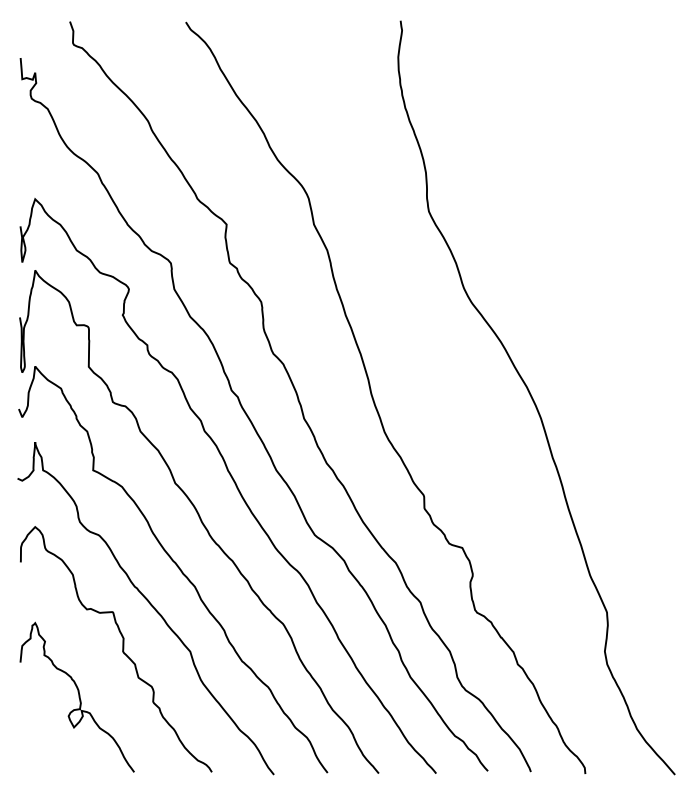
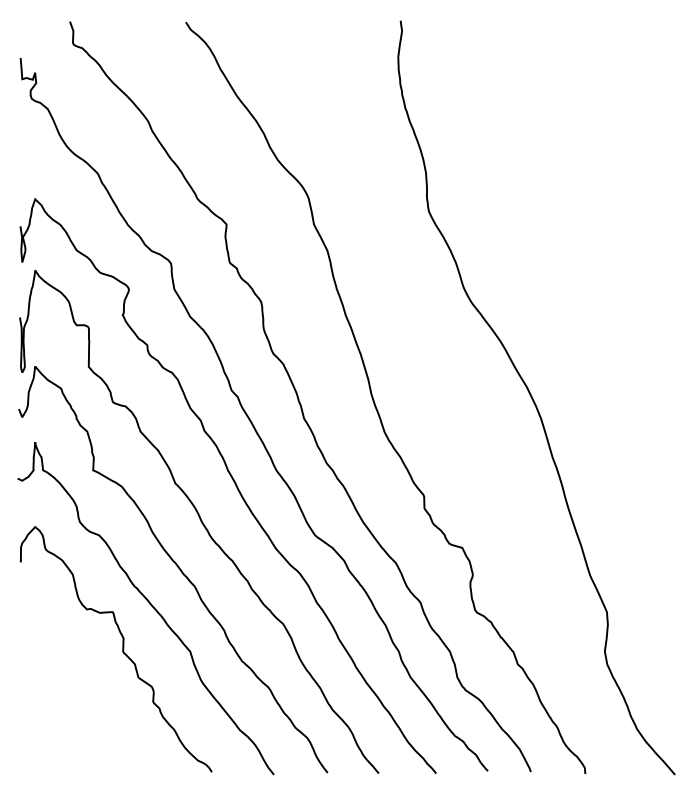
curve: present -> none (78, 696)
